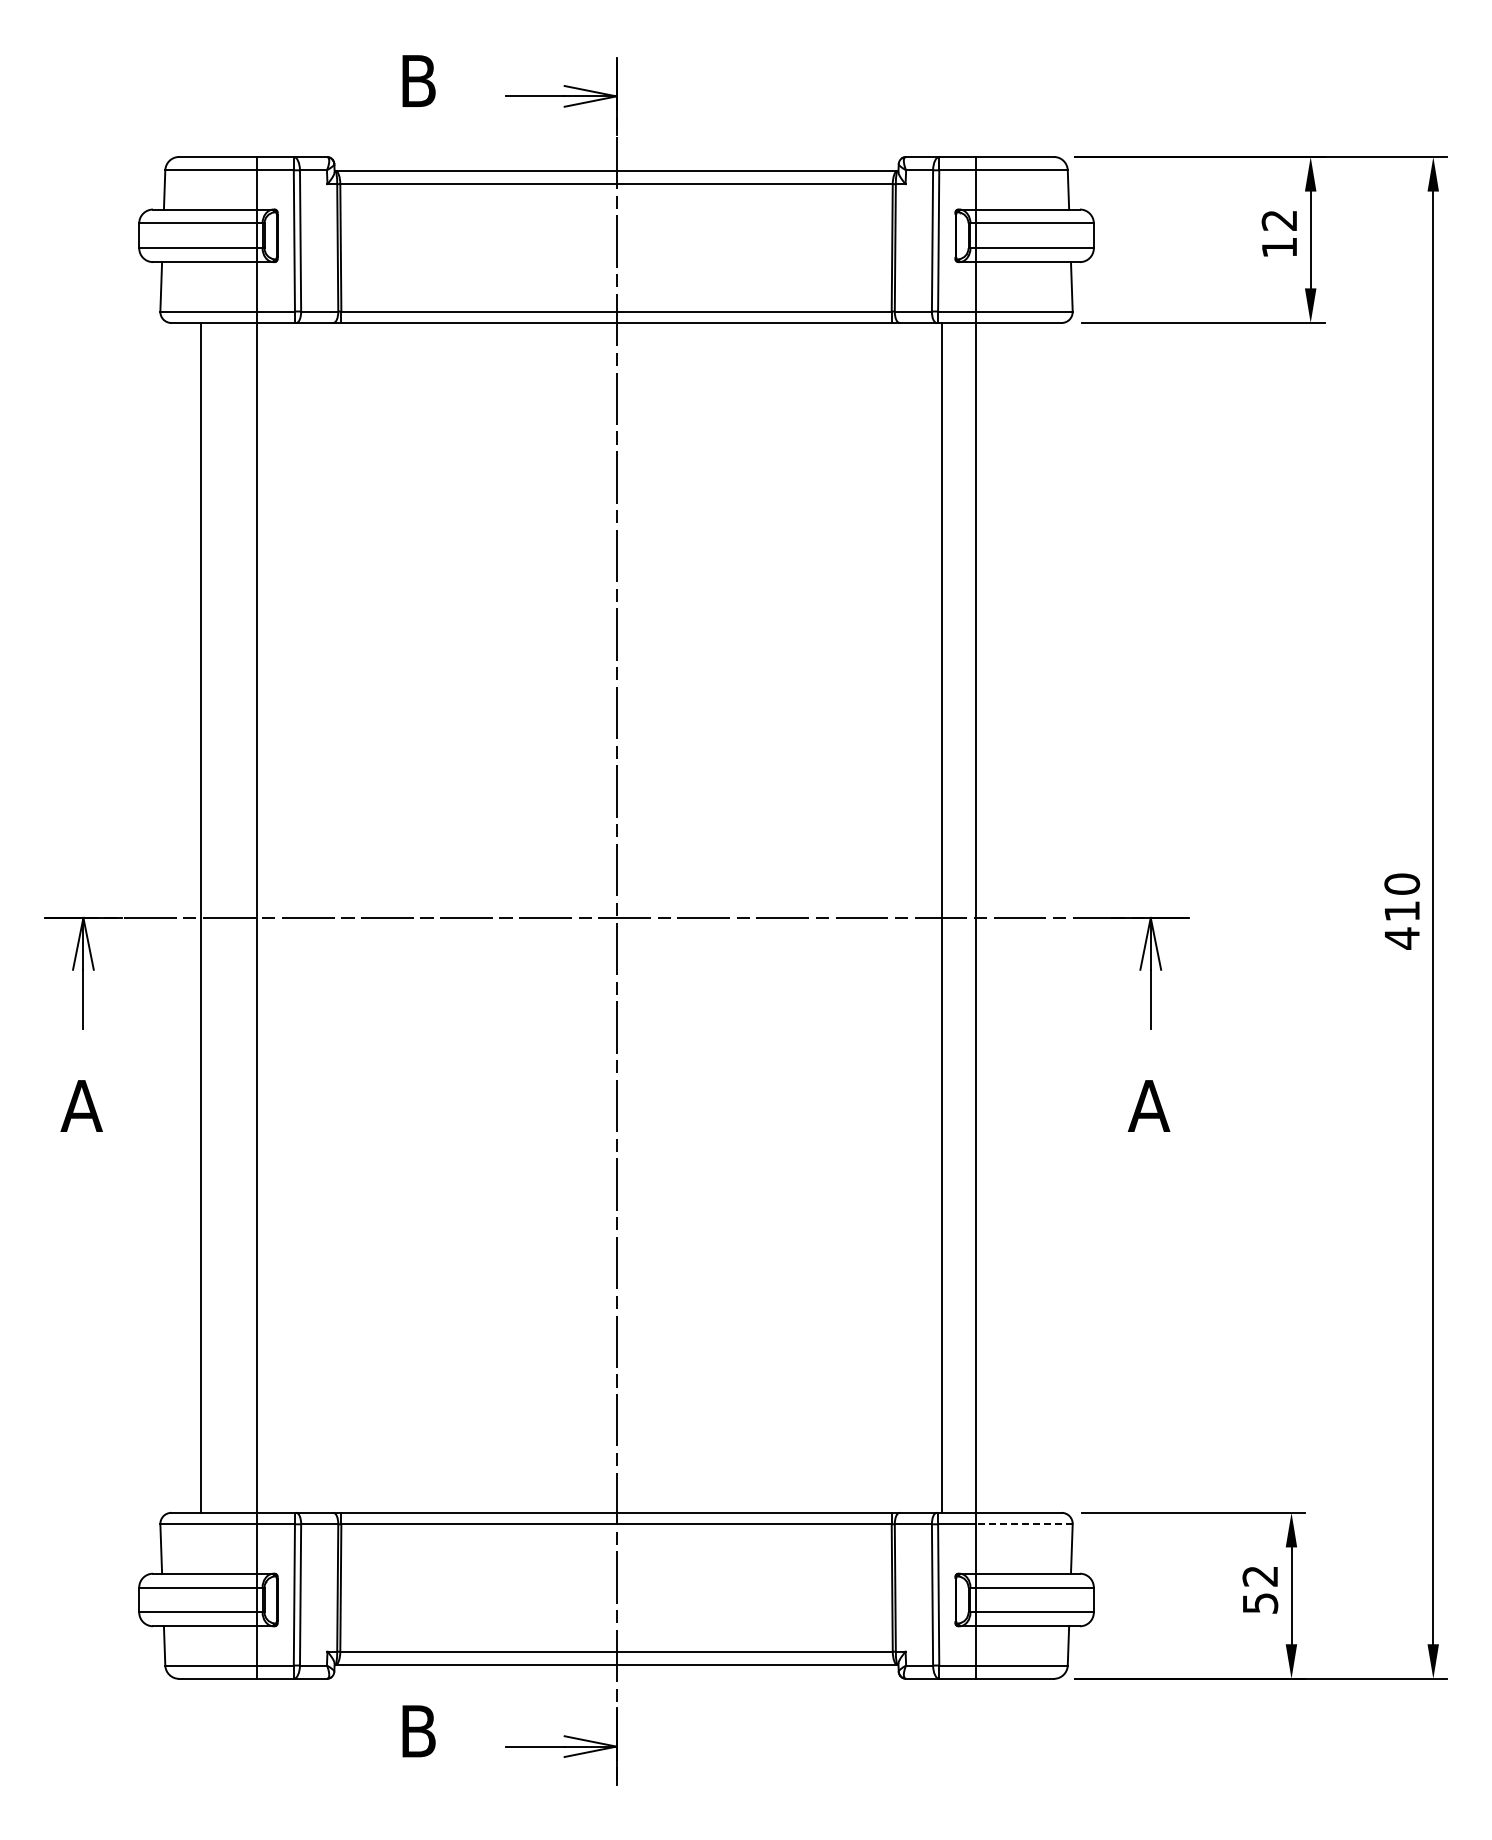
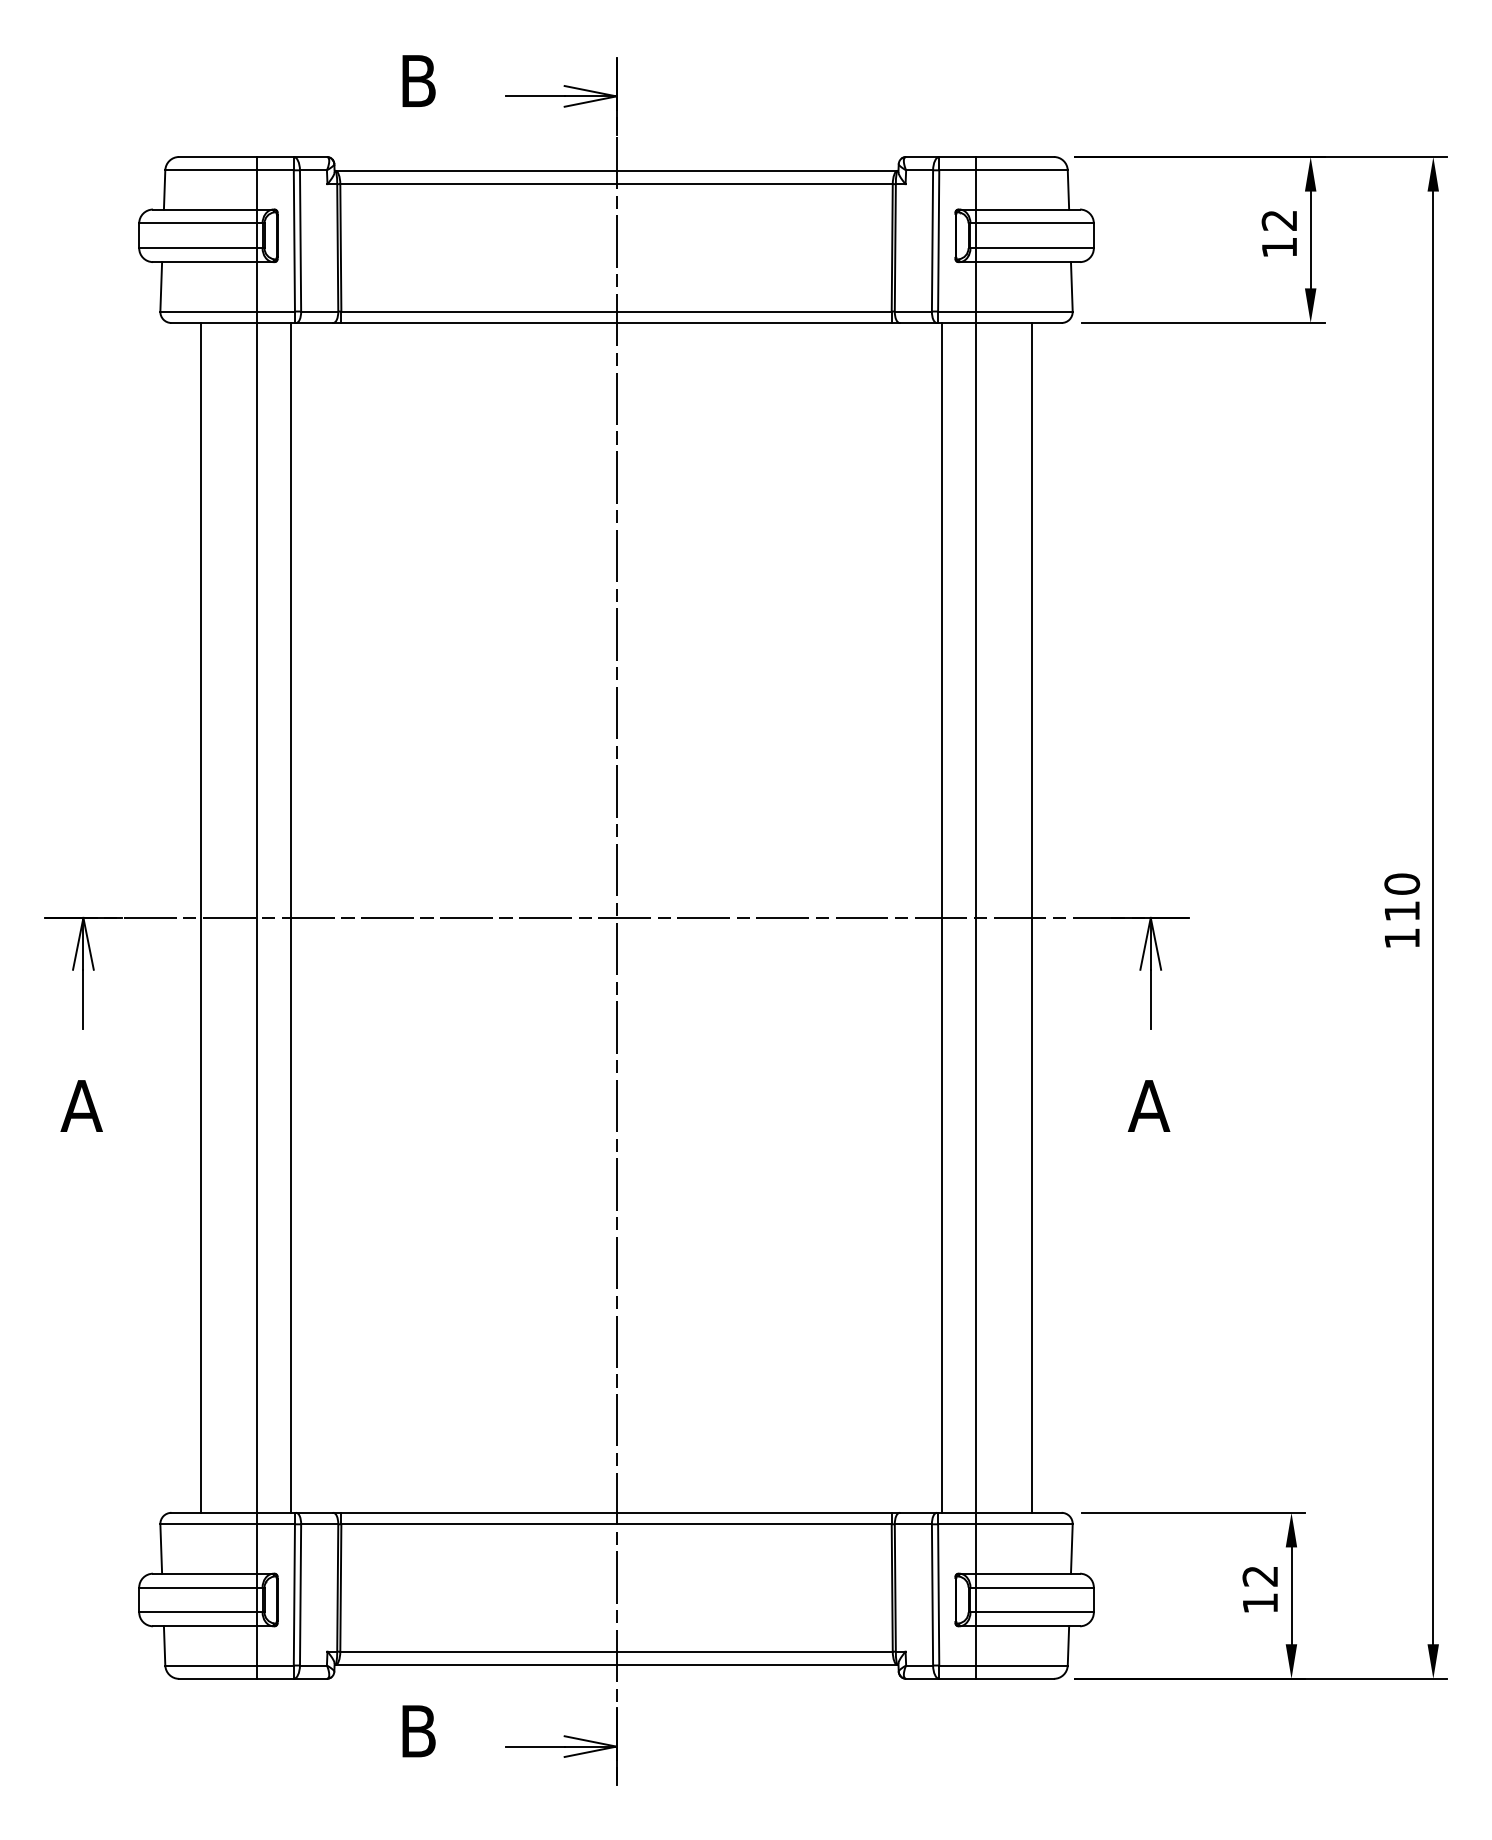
line: none -> present (291, 917)
line: none -> present (1031, 917)
text: 410 -> 110 (1402, 938)
line: dashed -> solid (1023, 1524)
text: 52 -> 12 (1260, 1603)
